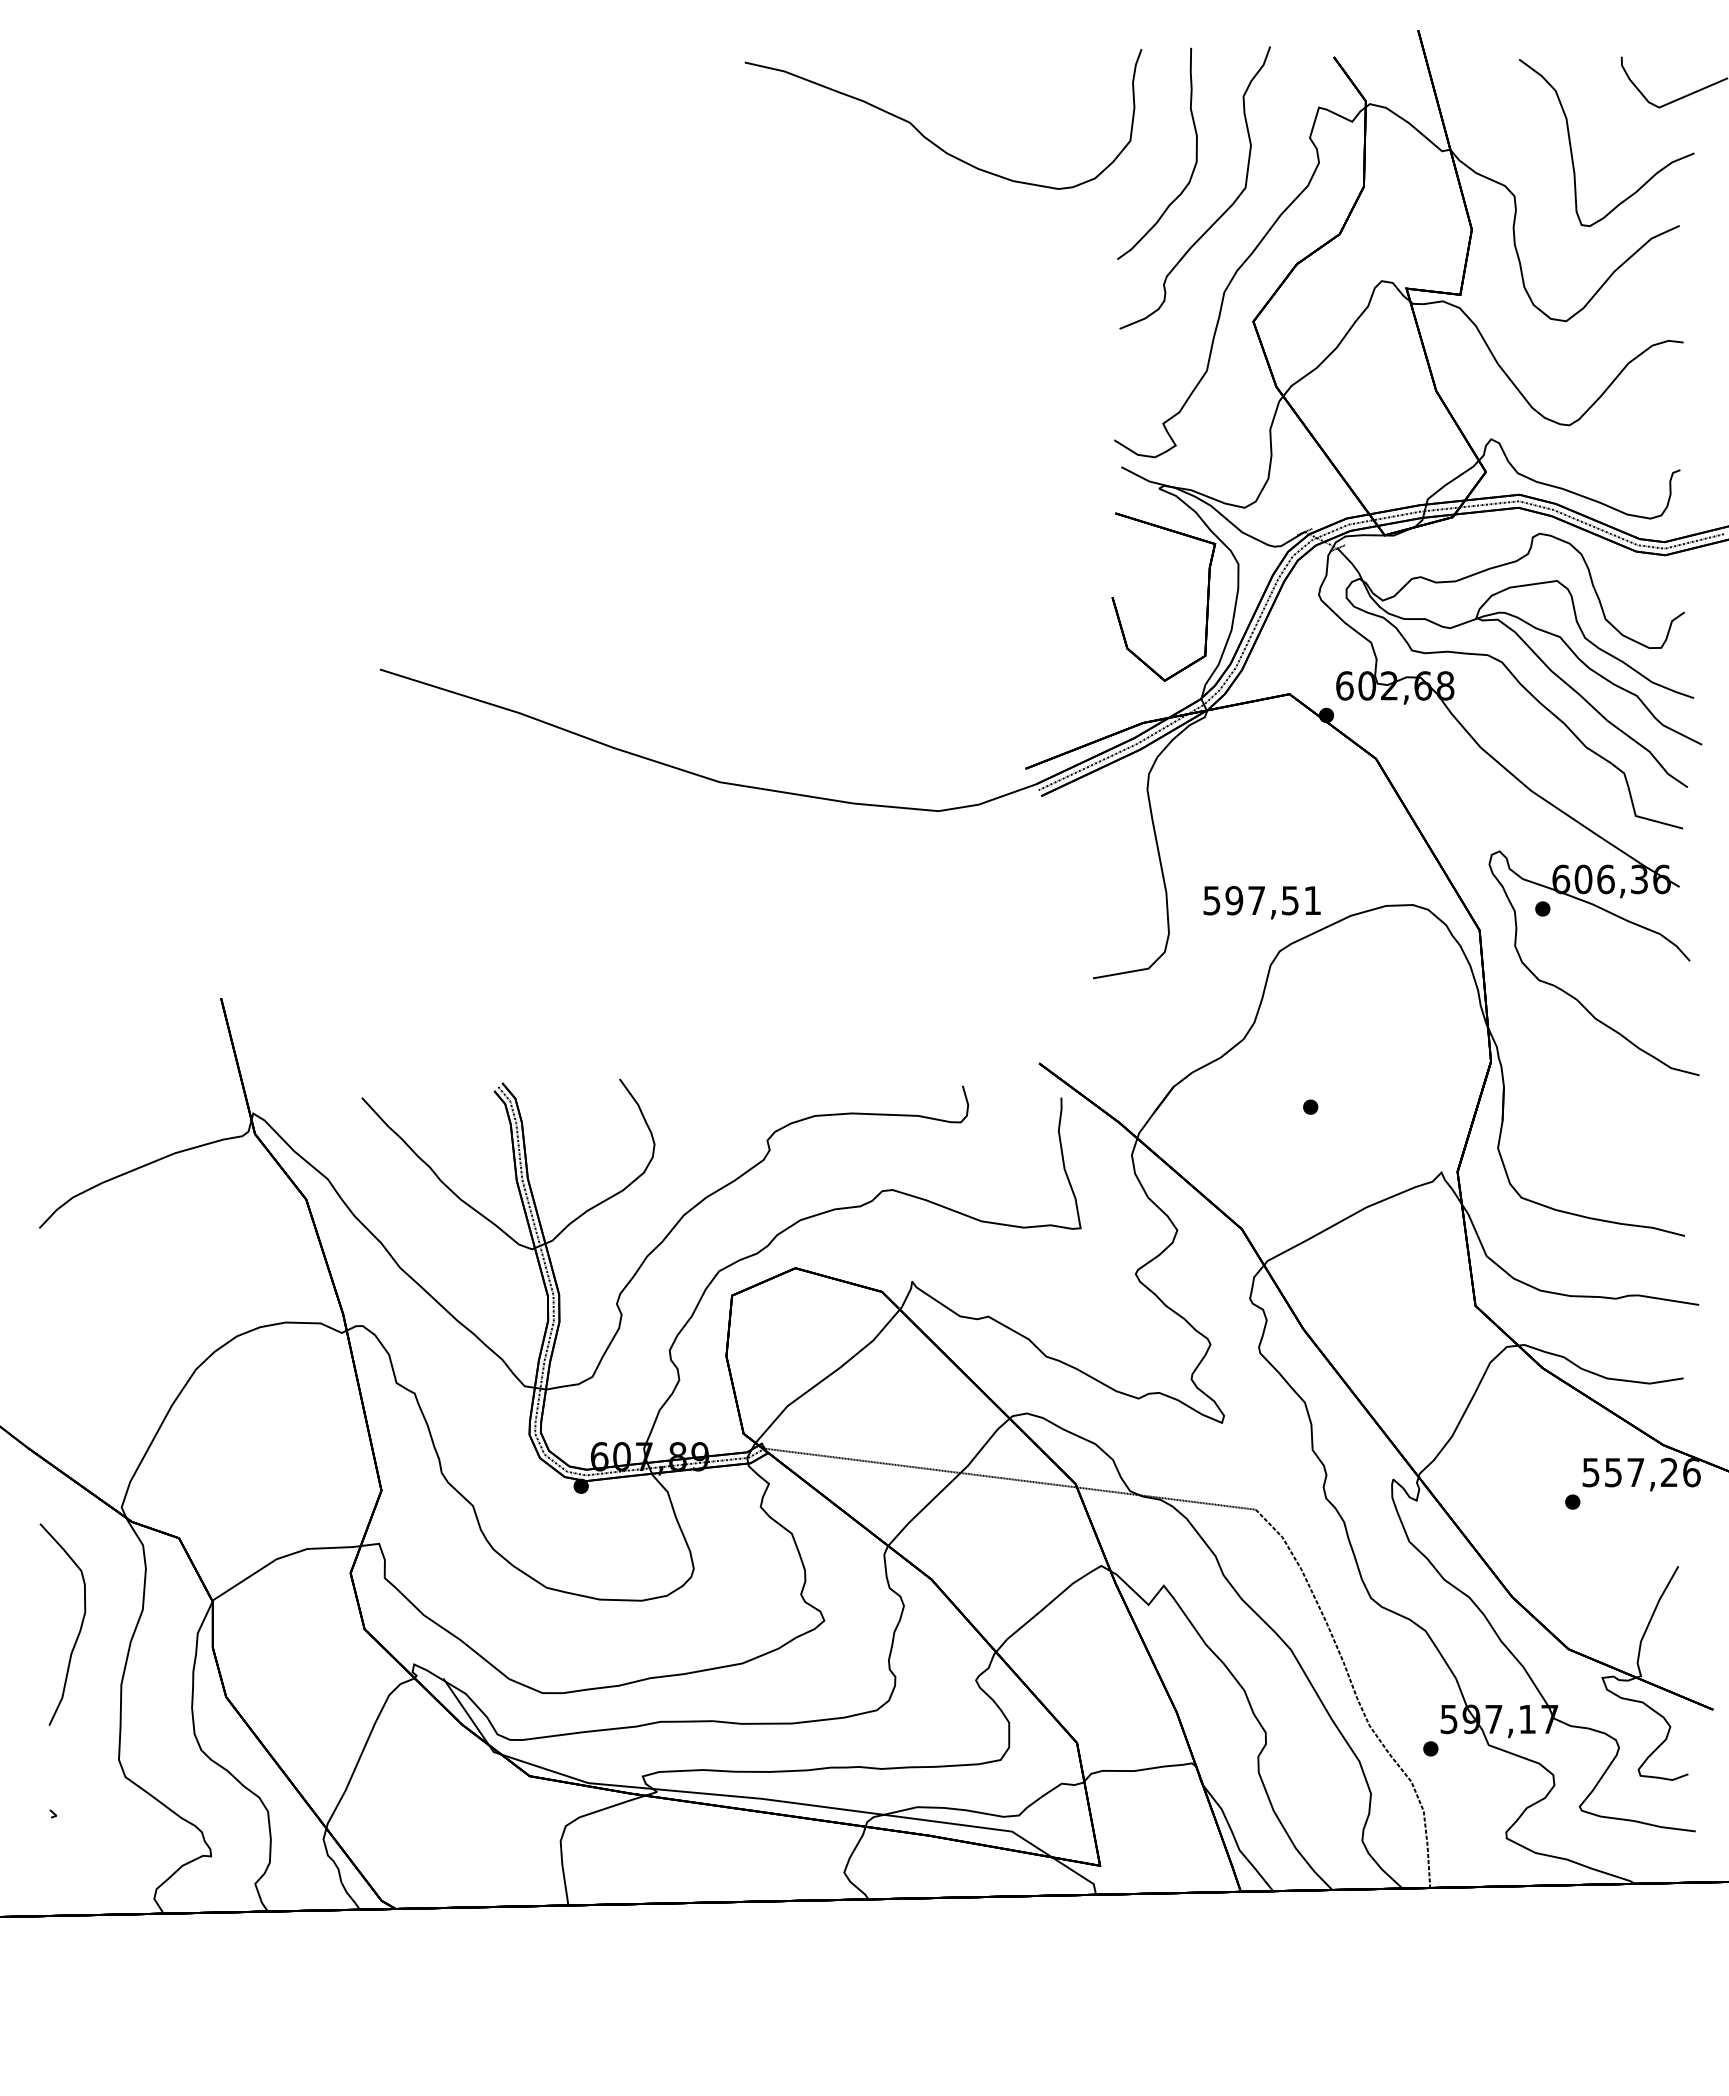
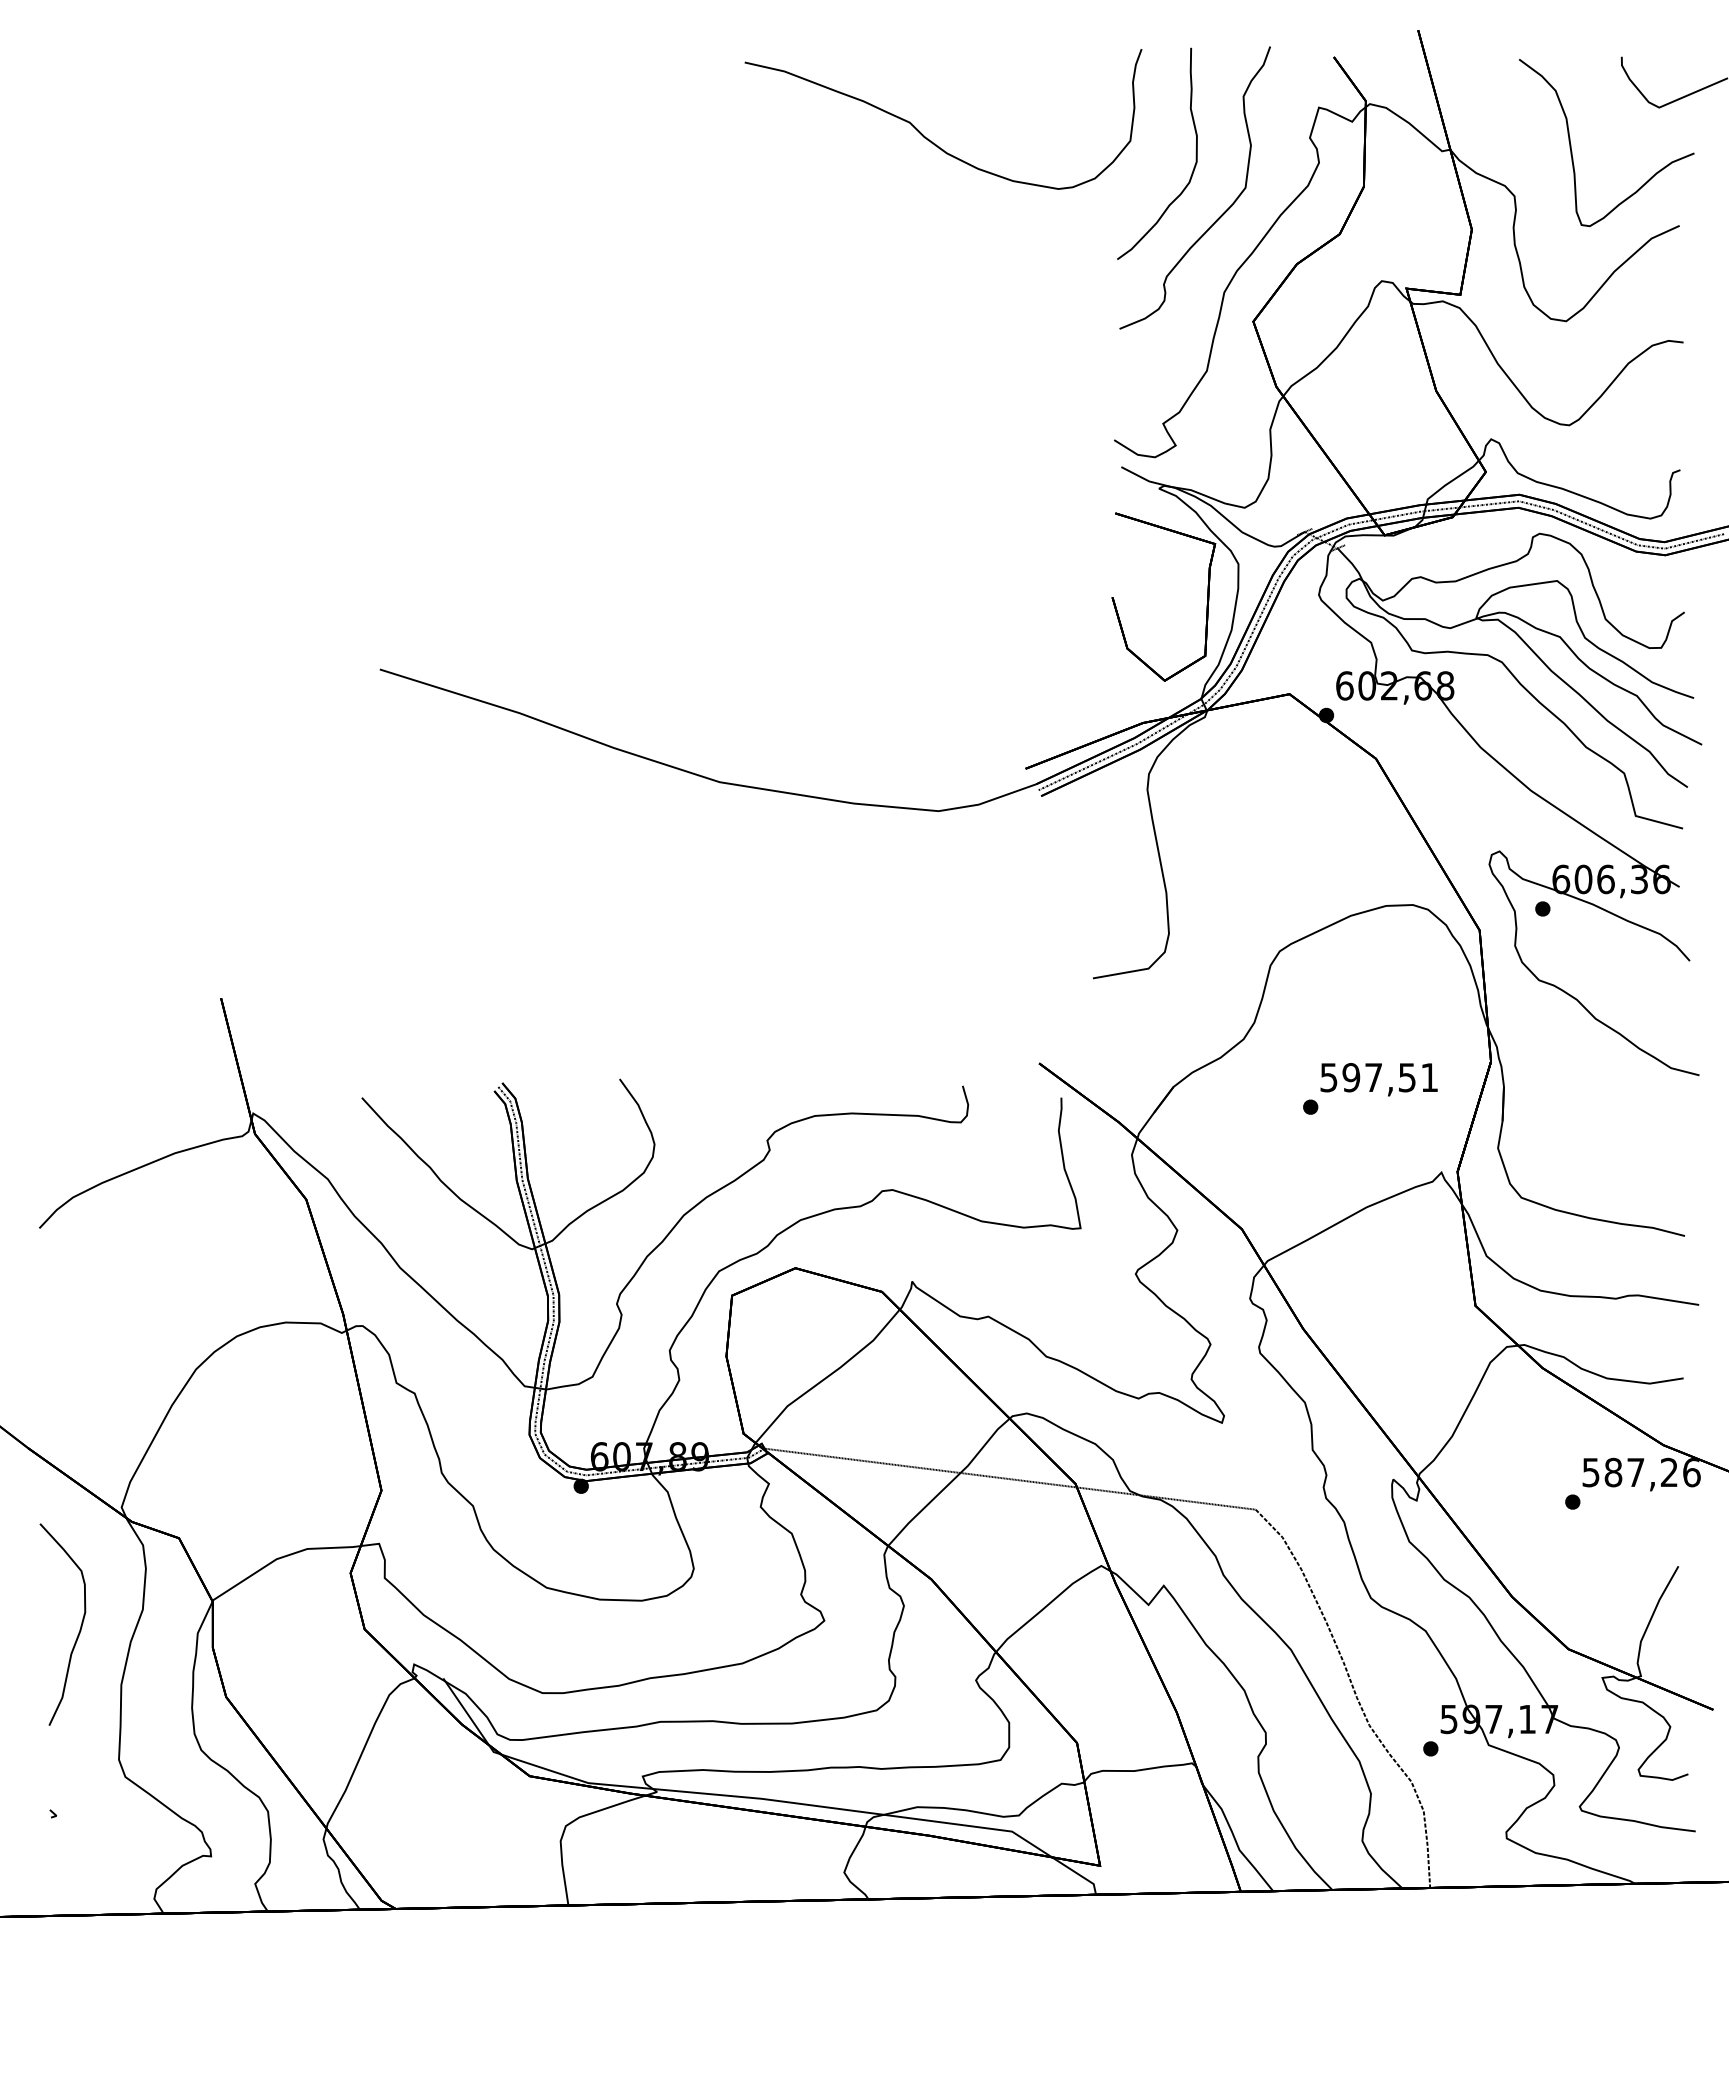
text position: (1261, 902) -> (1378, 1079) (1378, 1079)
text: 557,26 -> 587,26 (1613, 1472)
